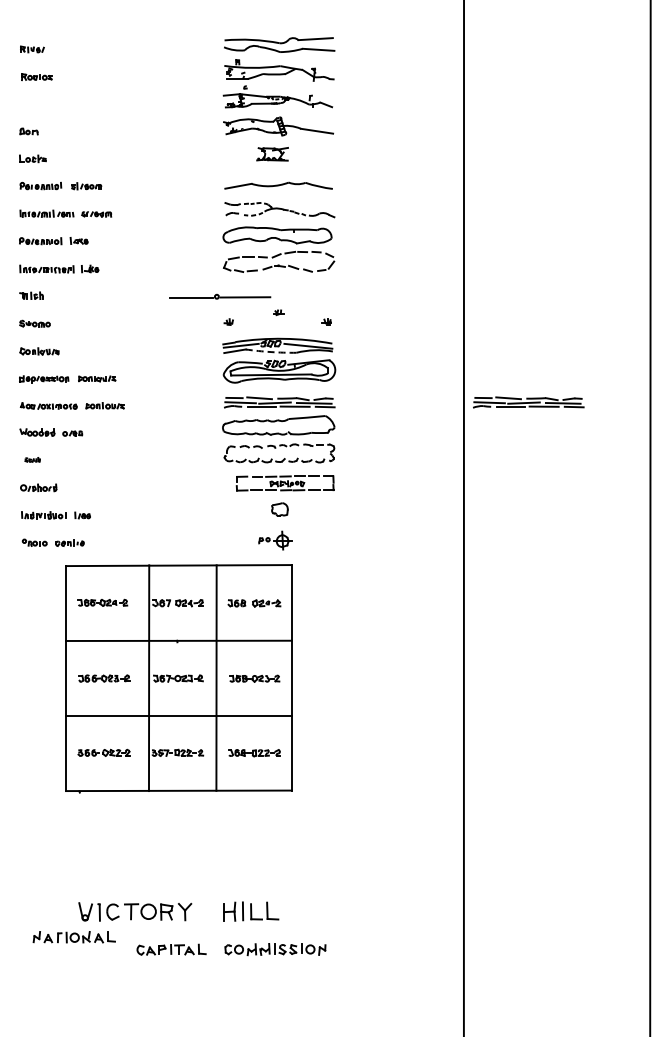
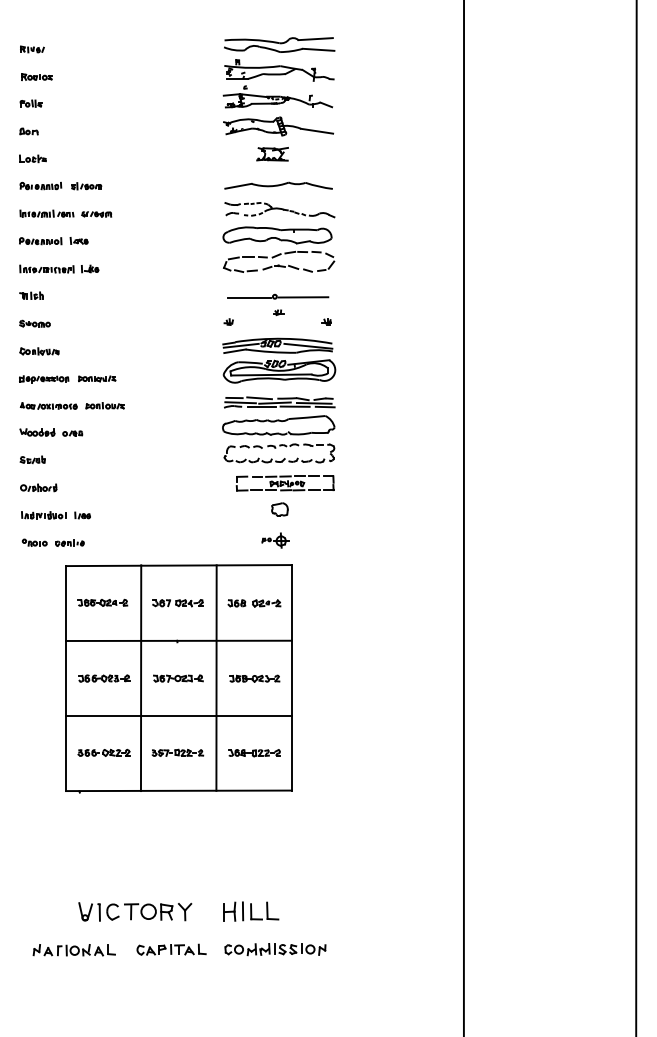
part: none -> present (30, 103)
part position: (220, 296) -> (278, 296) (278, 296)
arc: dashed -> solid (271, 352)
part: present -> none (528, 402)
part size: 17x6 px -> 27x10 px (32, 459)
line position: (650, 517) -> (636, 517) (636, 517)
part size: 35x21 px -> 29x17 px (275, 540)
line position: (148, 678) -> (140, 678) (140, 678)
part position: (73, 937) -> (73, 950) (73, 950)
